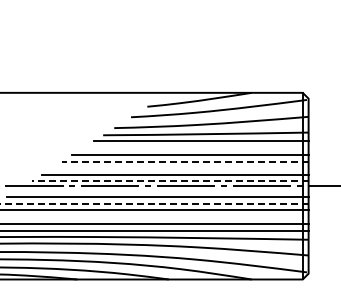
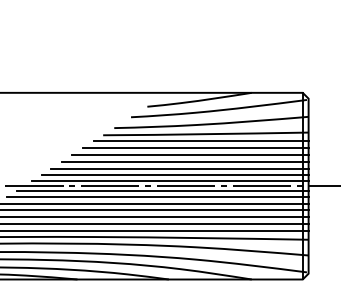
line: none -> present (195, 148)
line: dashed -> solid (184, 161)
line: none -> present (179, 168)
line: dashed -> solid (169, 181)
line: none -> present (162, 191)
line: dashed -> solid (154, 203)
line: none -> present (155, 217)
